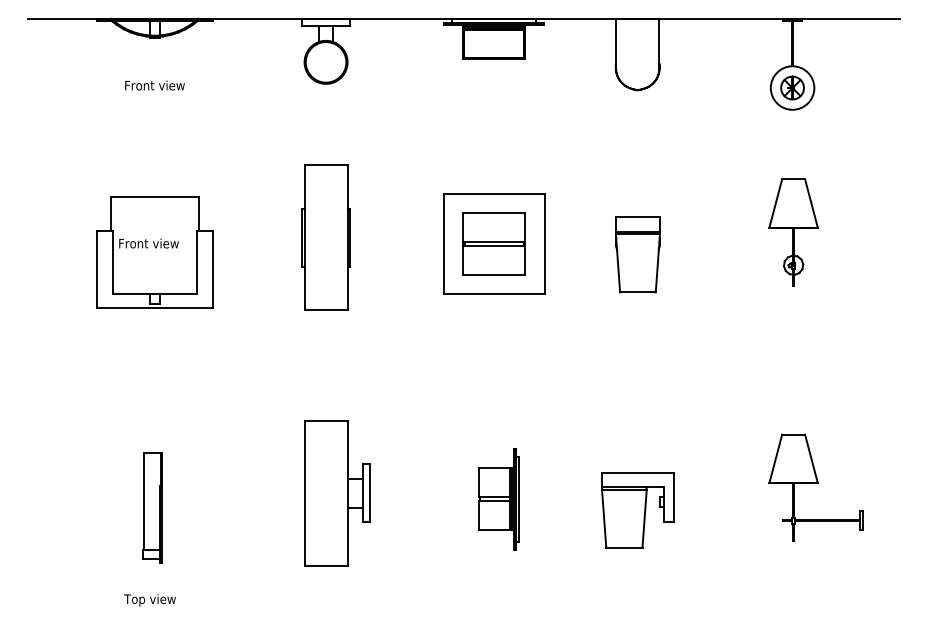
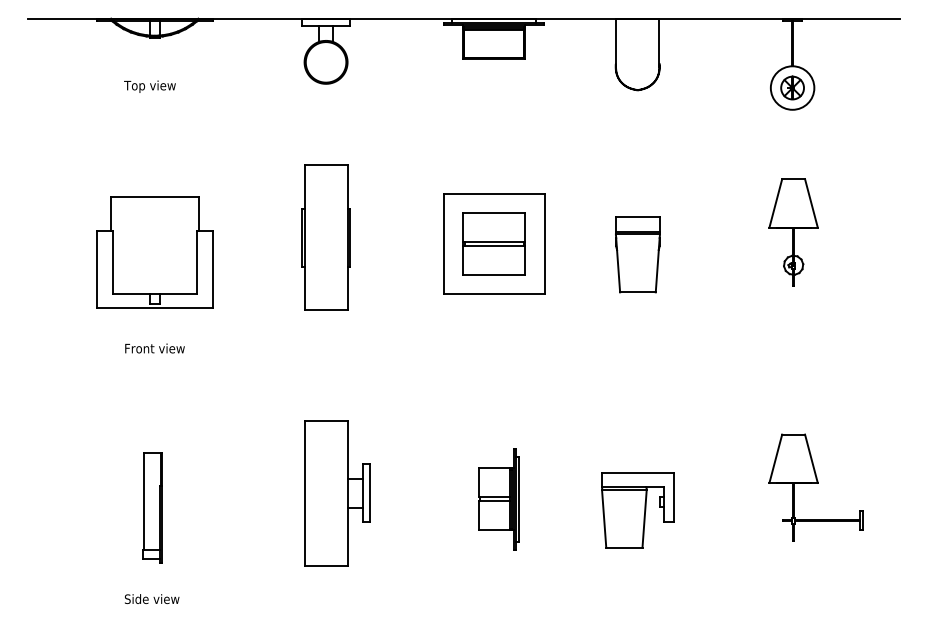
text: Front view -> Top view (154, 86)
text position: (148, 243) -> (154, 348) (154, 348)
text: Top view -> Side view (151, 600)
